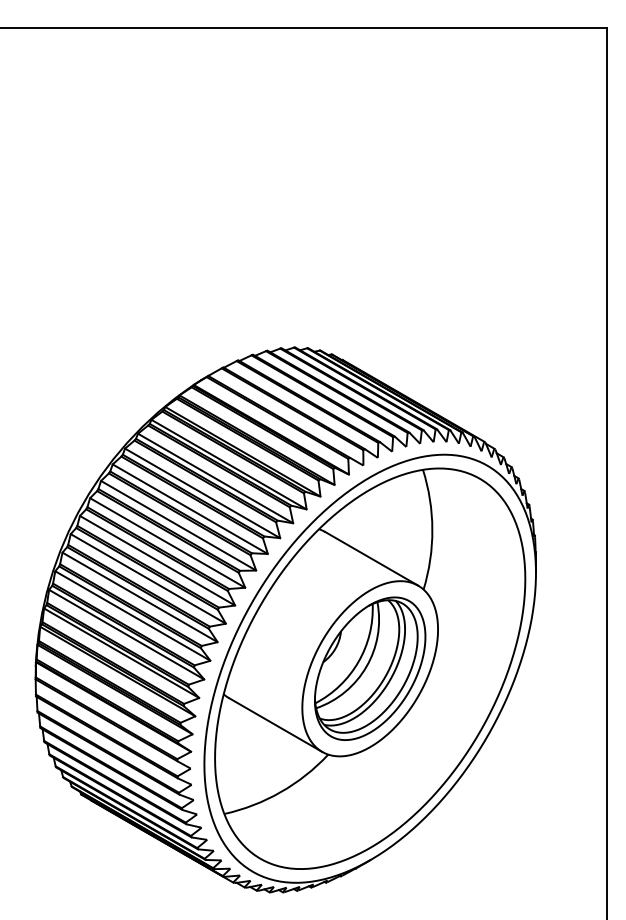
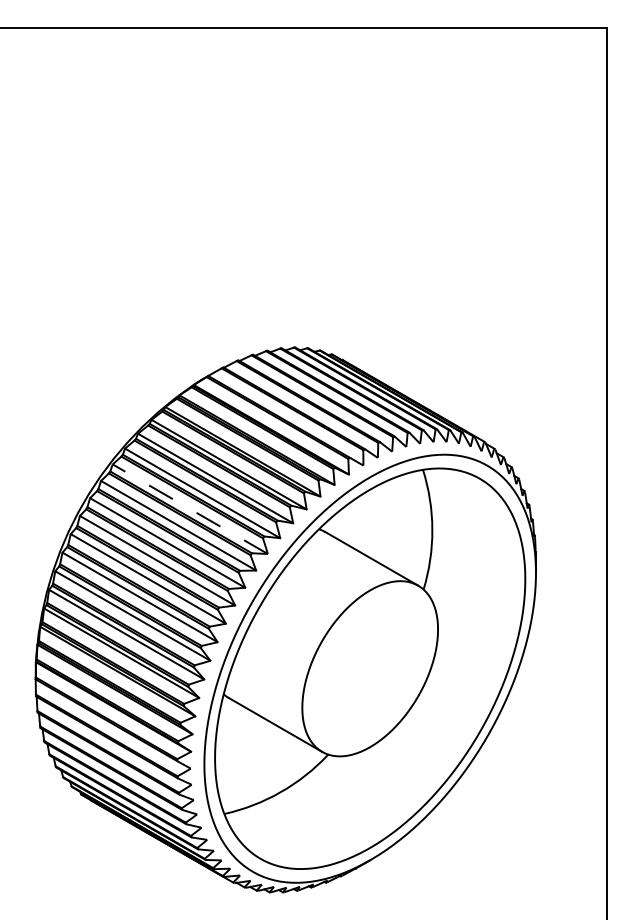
line: solid -> dashed (190, 509)
part: present -> none (370, 668)
